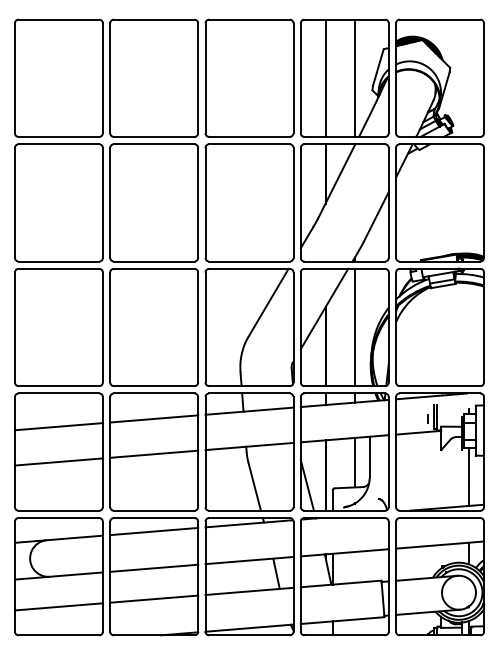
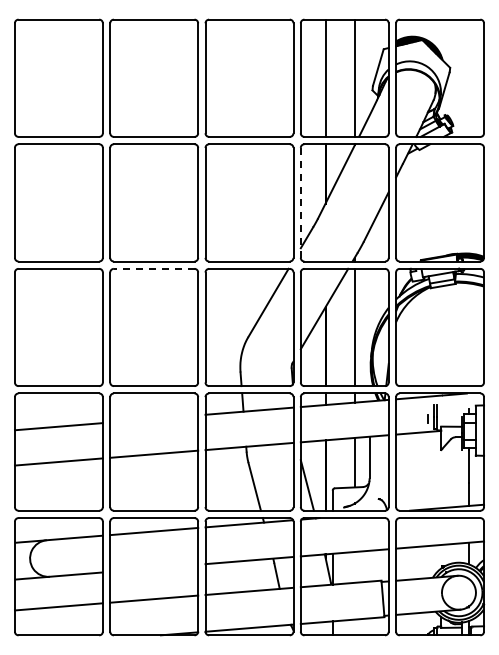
line: solid -> dashed (300, 202)
line: solid -> dashed (153, 268)
line: present -> none (154, 418)
line: present -> none (154, 567)
